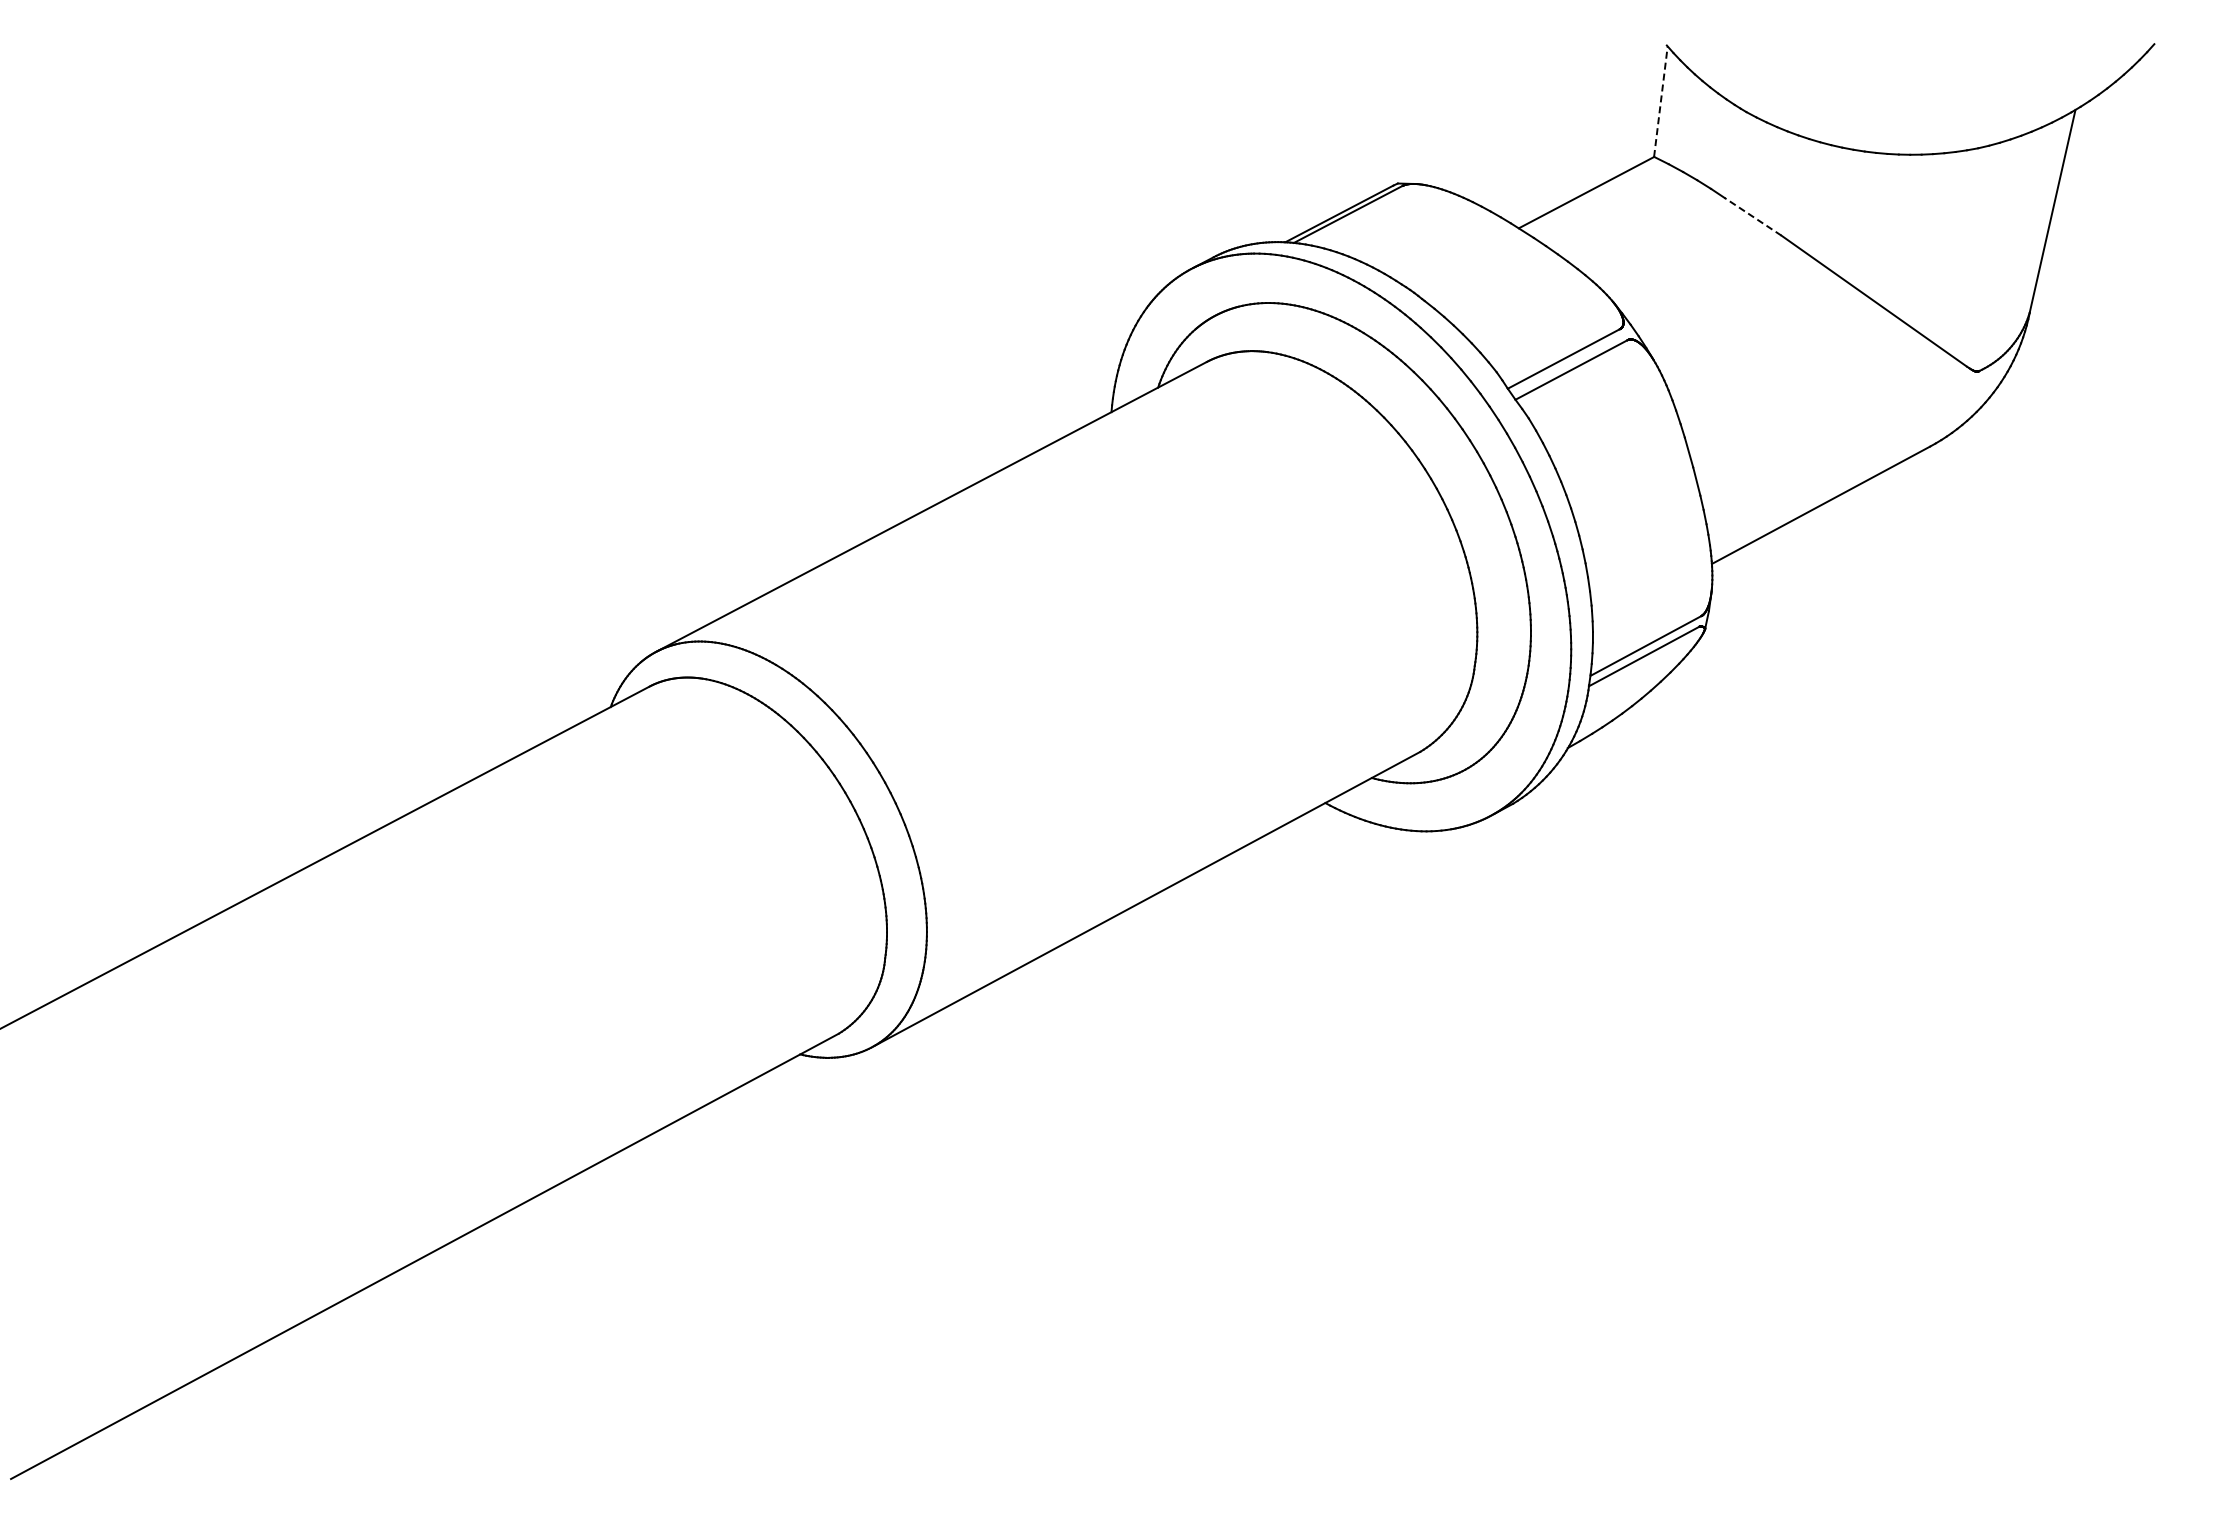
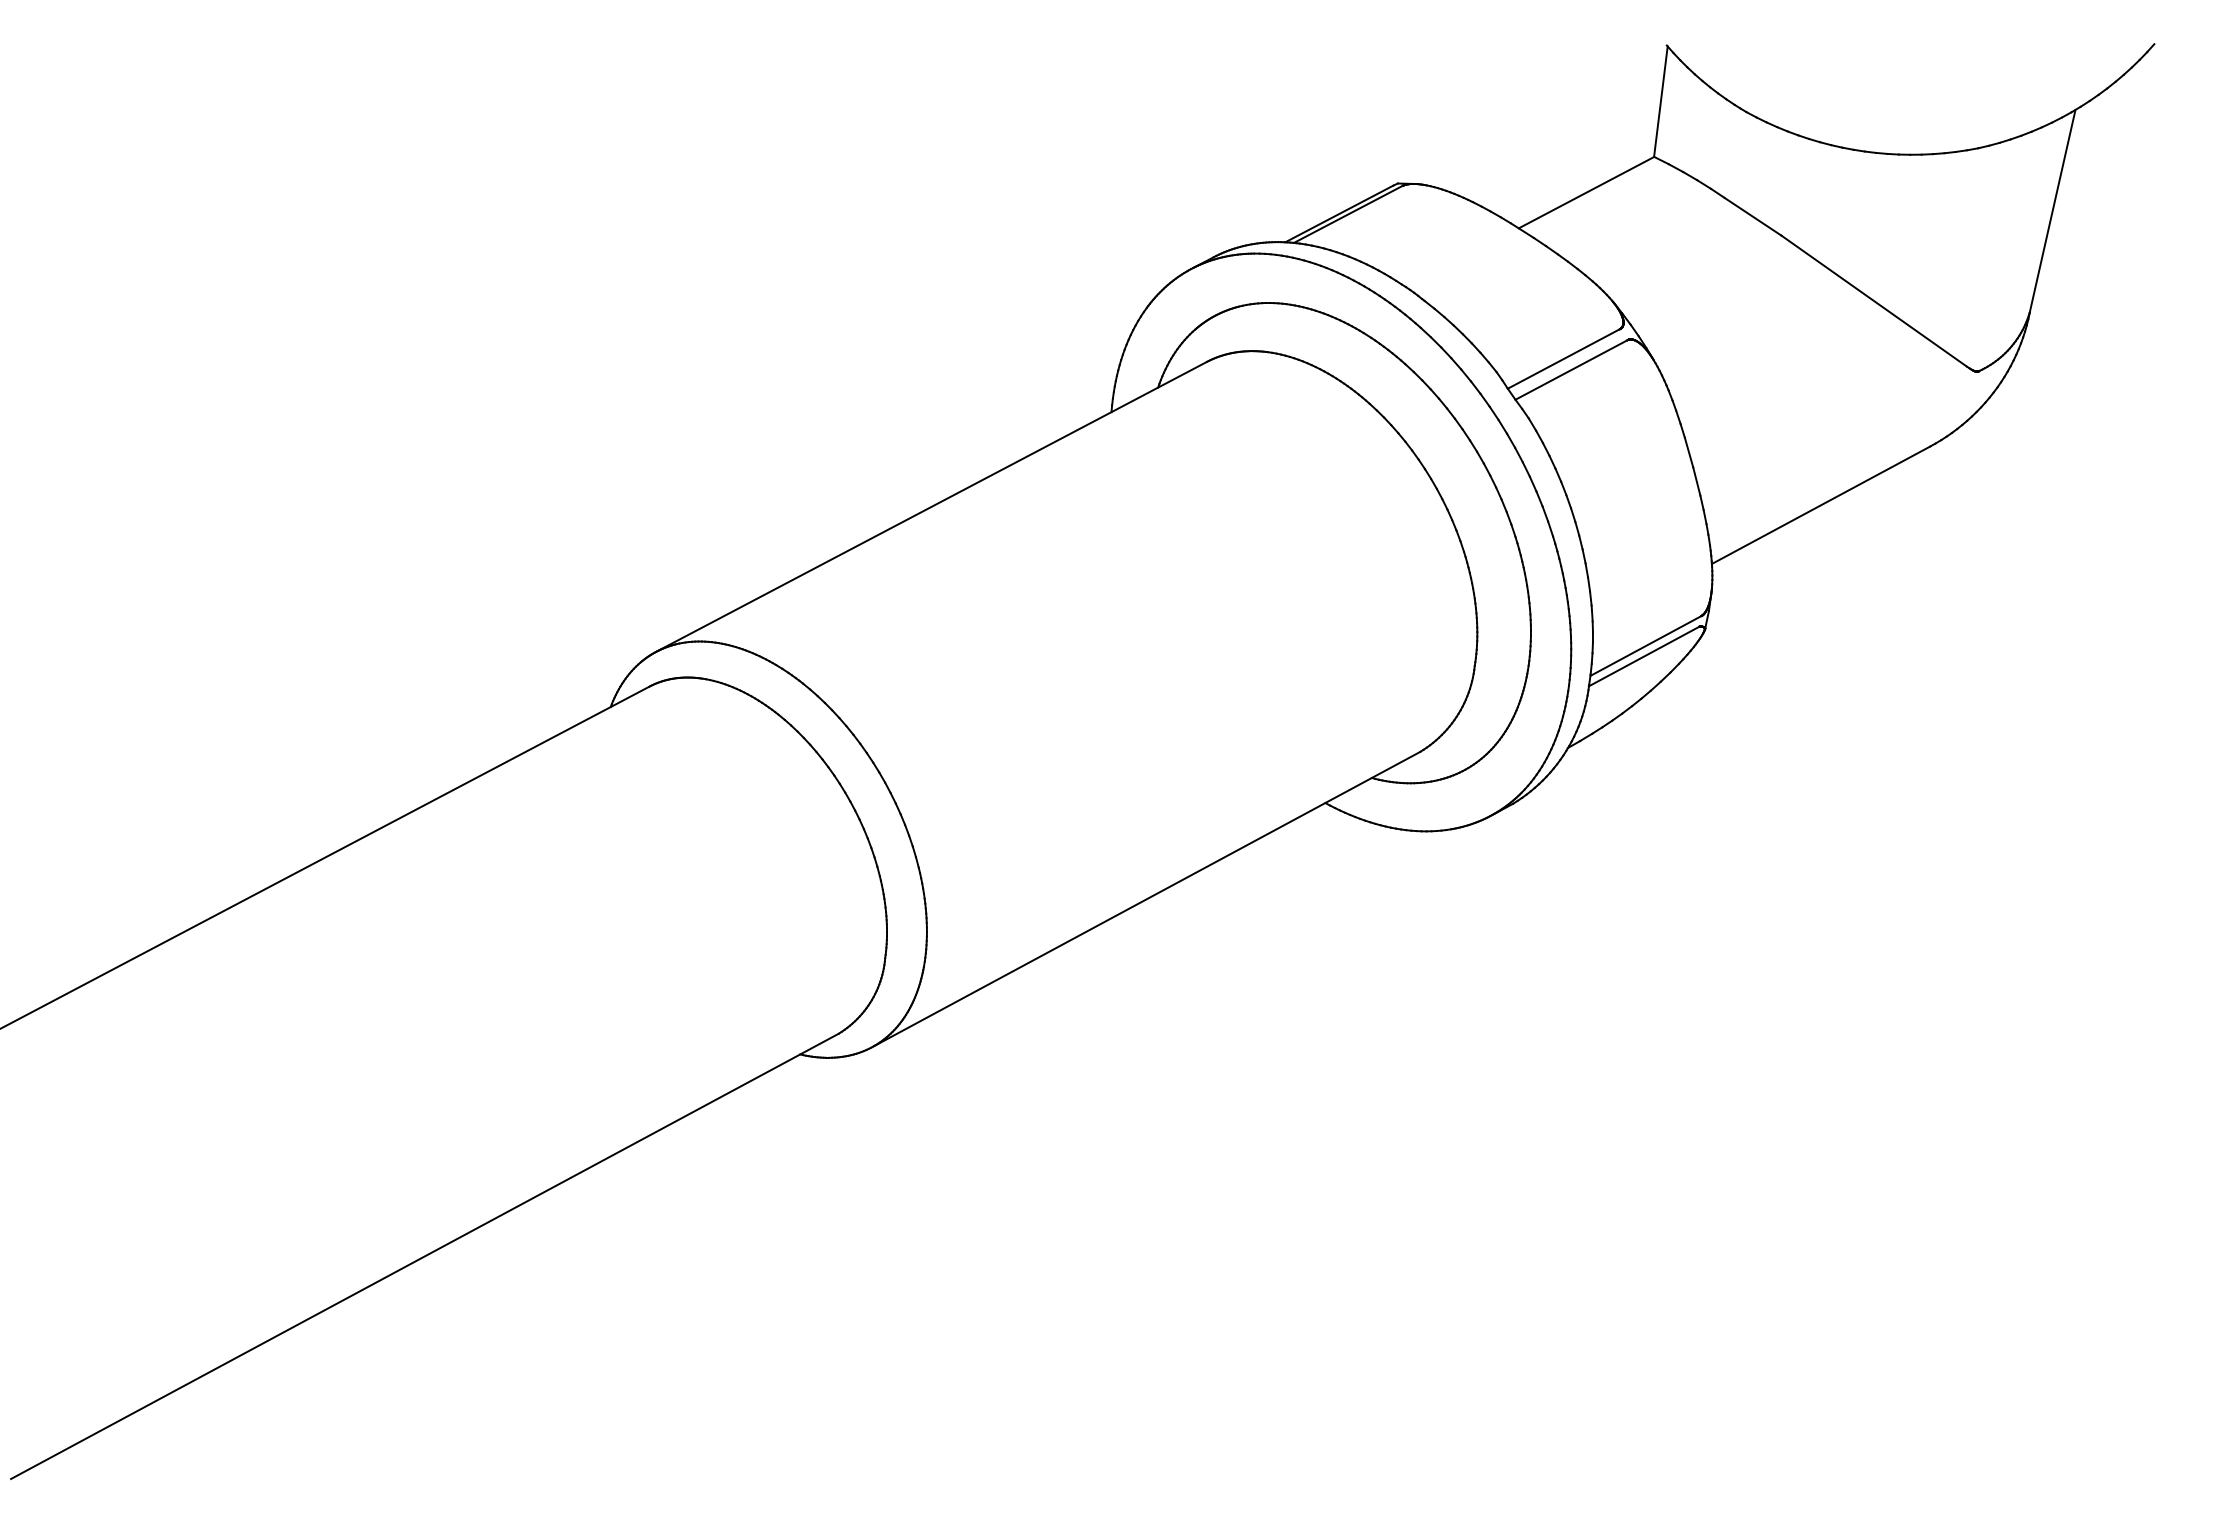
line: dashed -> solid (1660, 101)
line: dashed -> solid (1752, 216)
